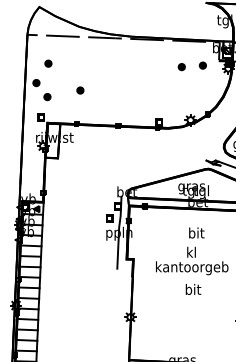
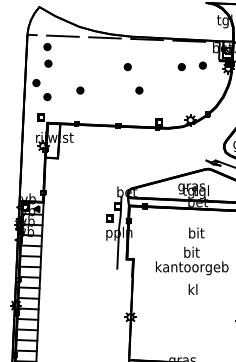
part: none -> present (47, 47)
part: none -> present (127, 67)
part: none -> present (139, 90)
text: kl -> bit (191, 251)
text: bit -> kl (193, 289)
